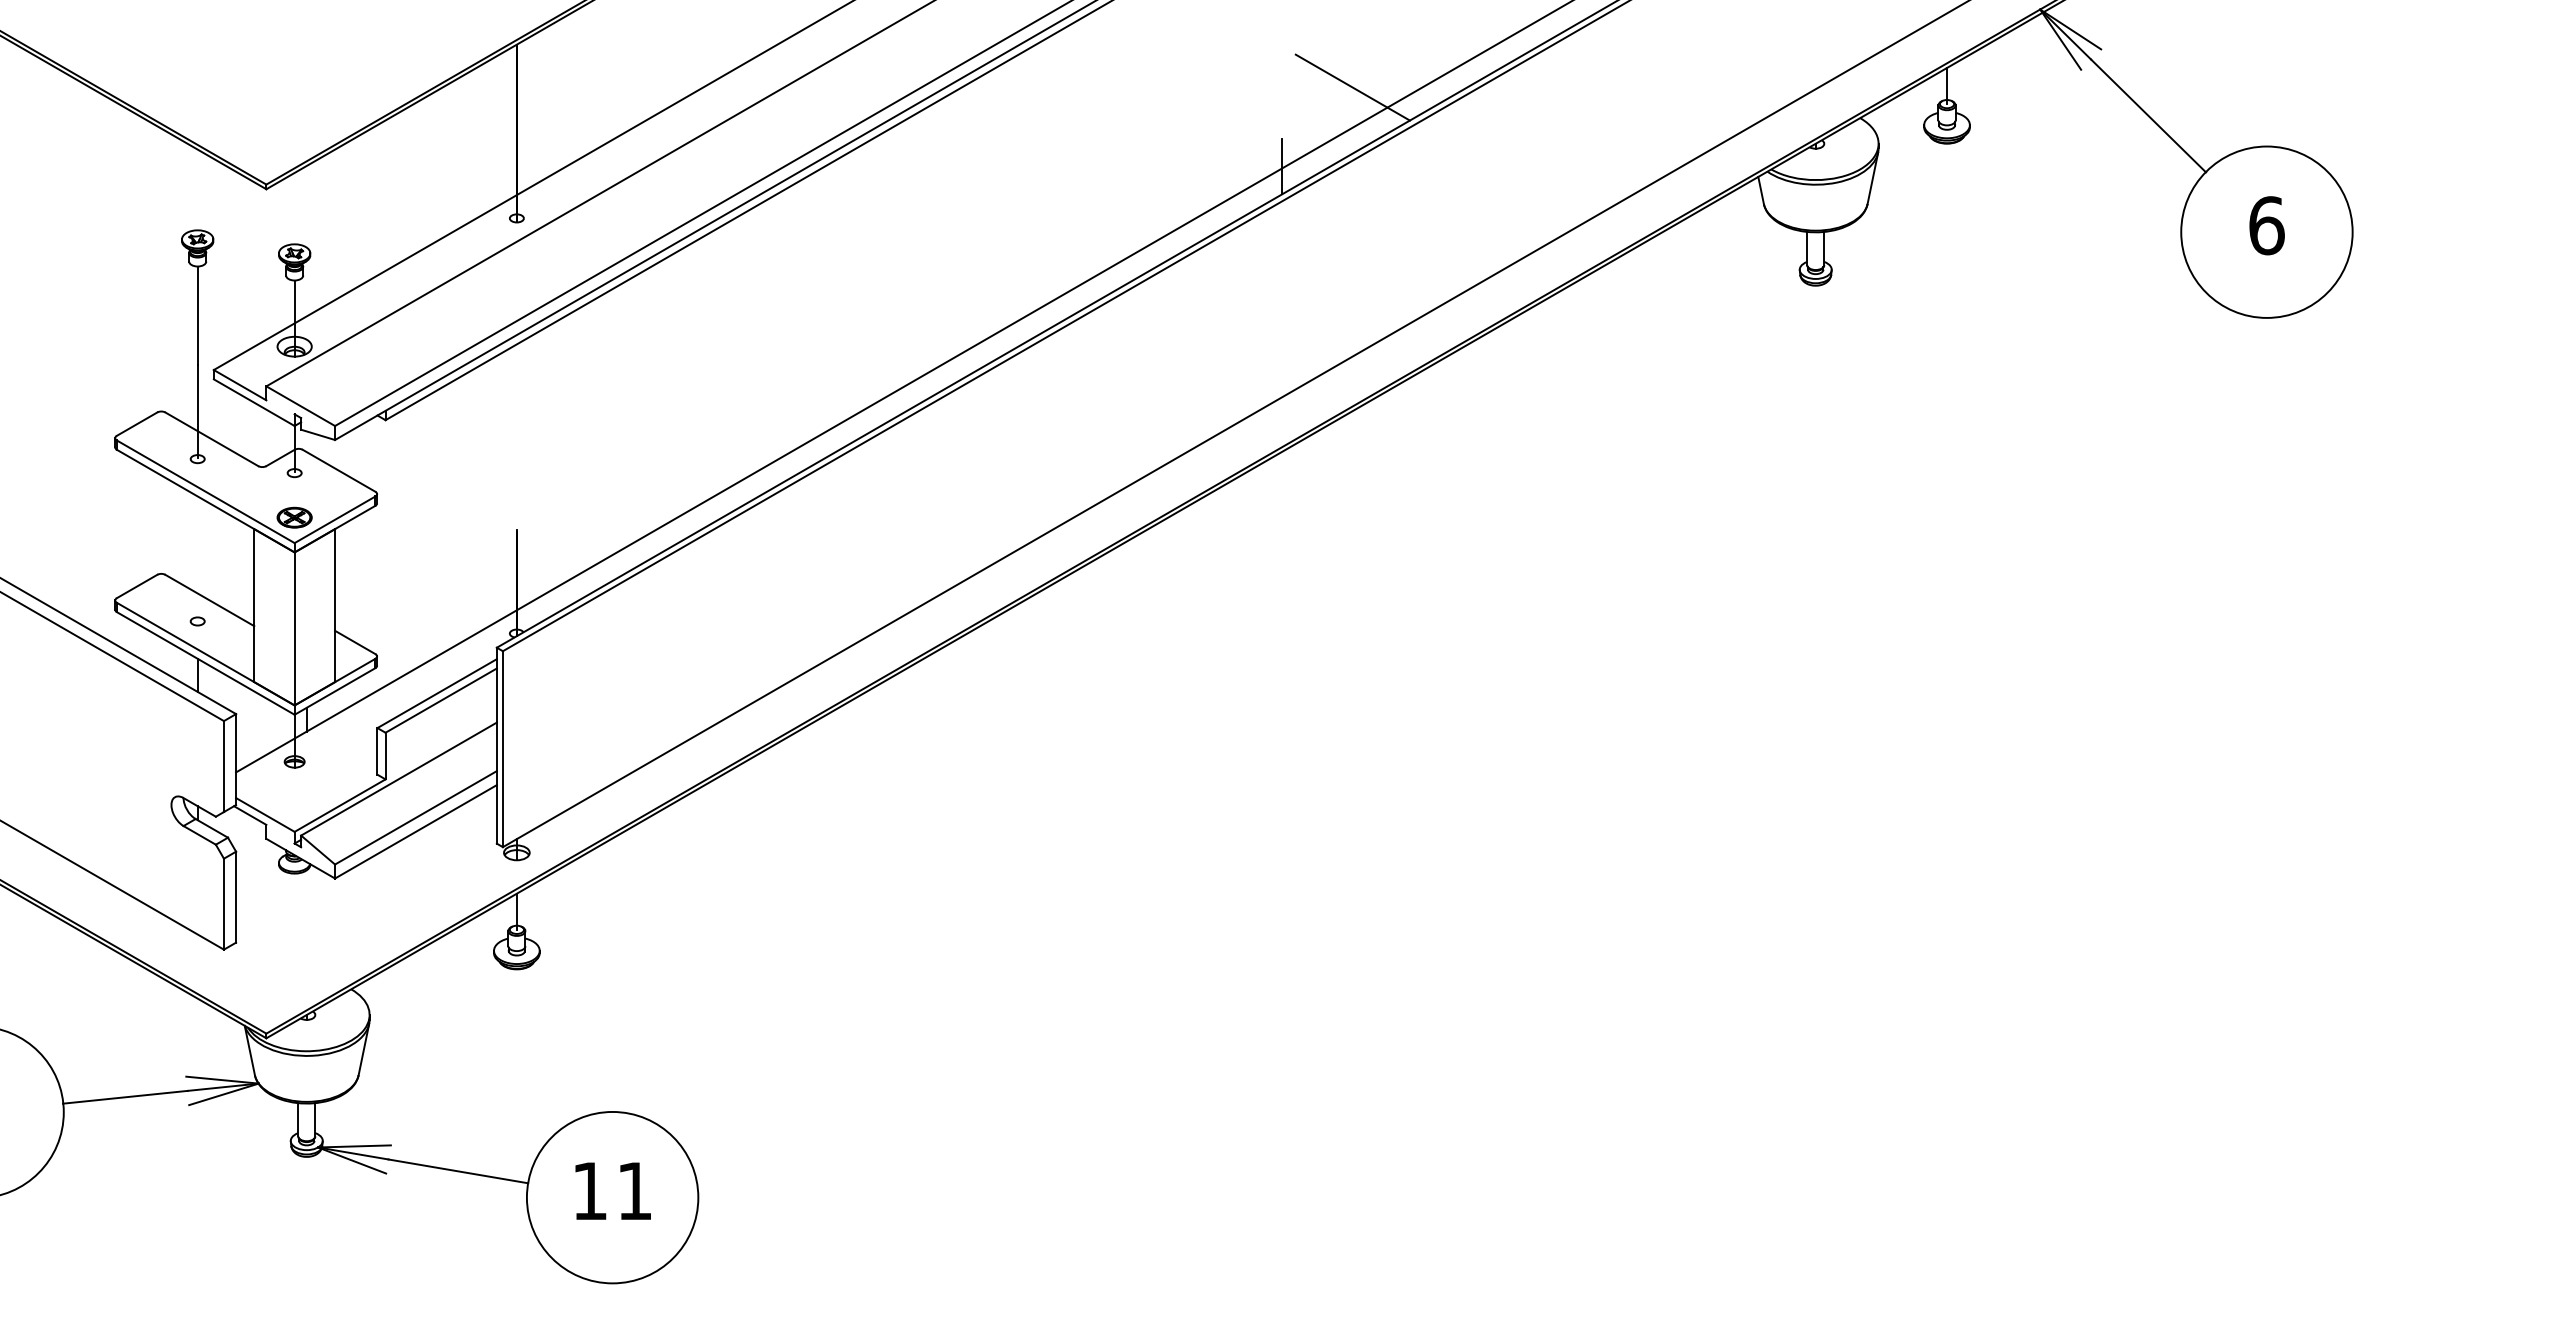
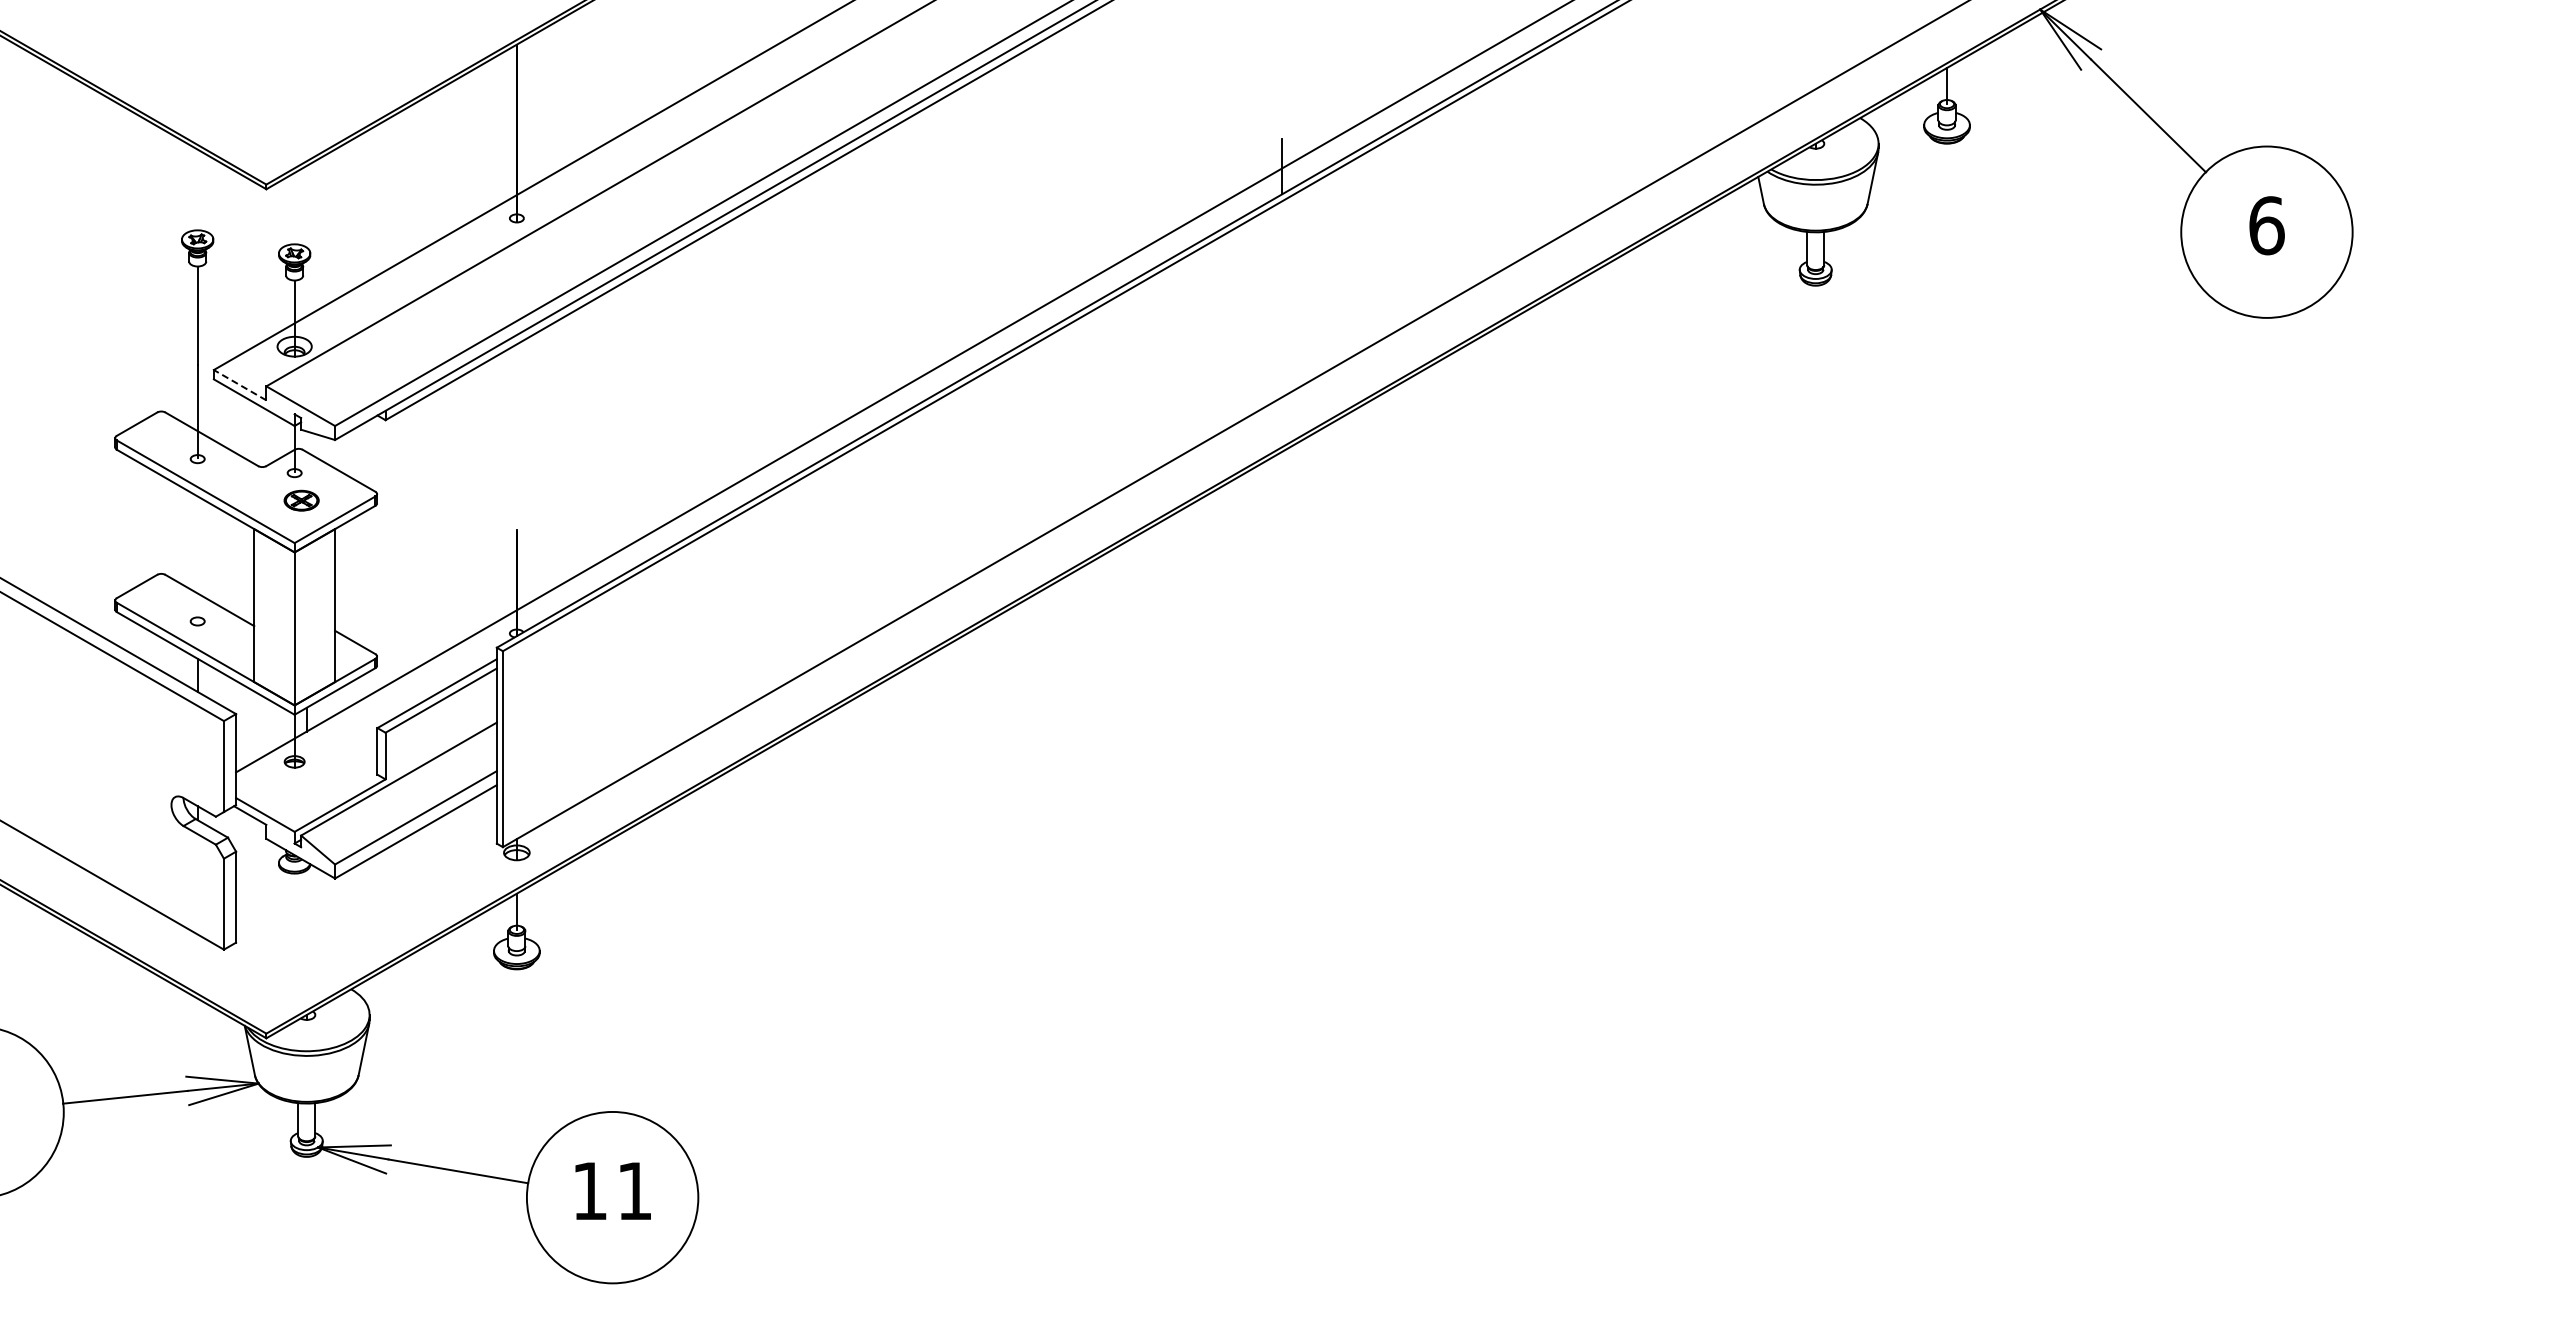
line: present -> none (1352, 87)
line: solid -> dashed (239, 384)
part position: (294, 517) -> (301, 500) (301, 500)
